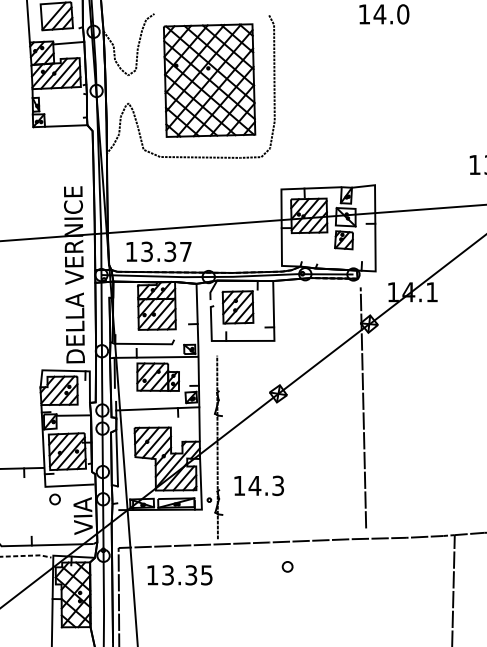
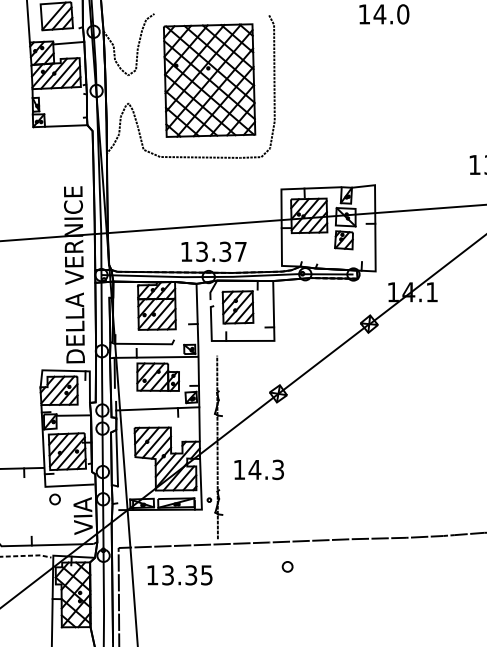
text position: (158, 251) -> (213, 251) (213, 251)
line: present -> none (363, 407)
text position: (258, 485) -> (258, 469) (258, 469)
line: present -> none (453, 589)
